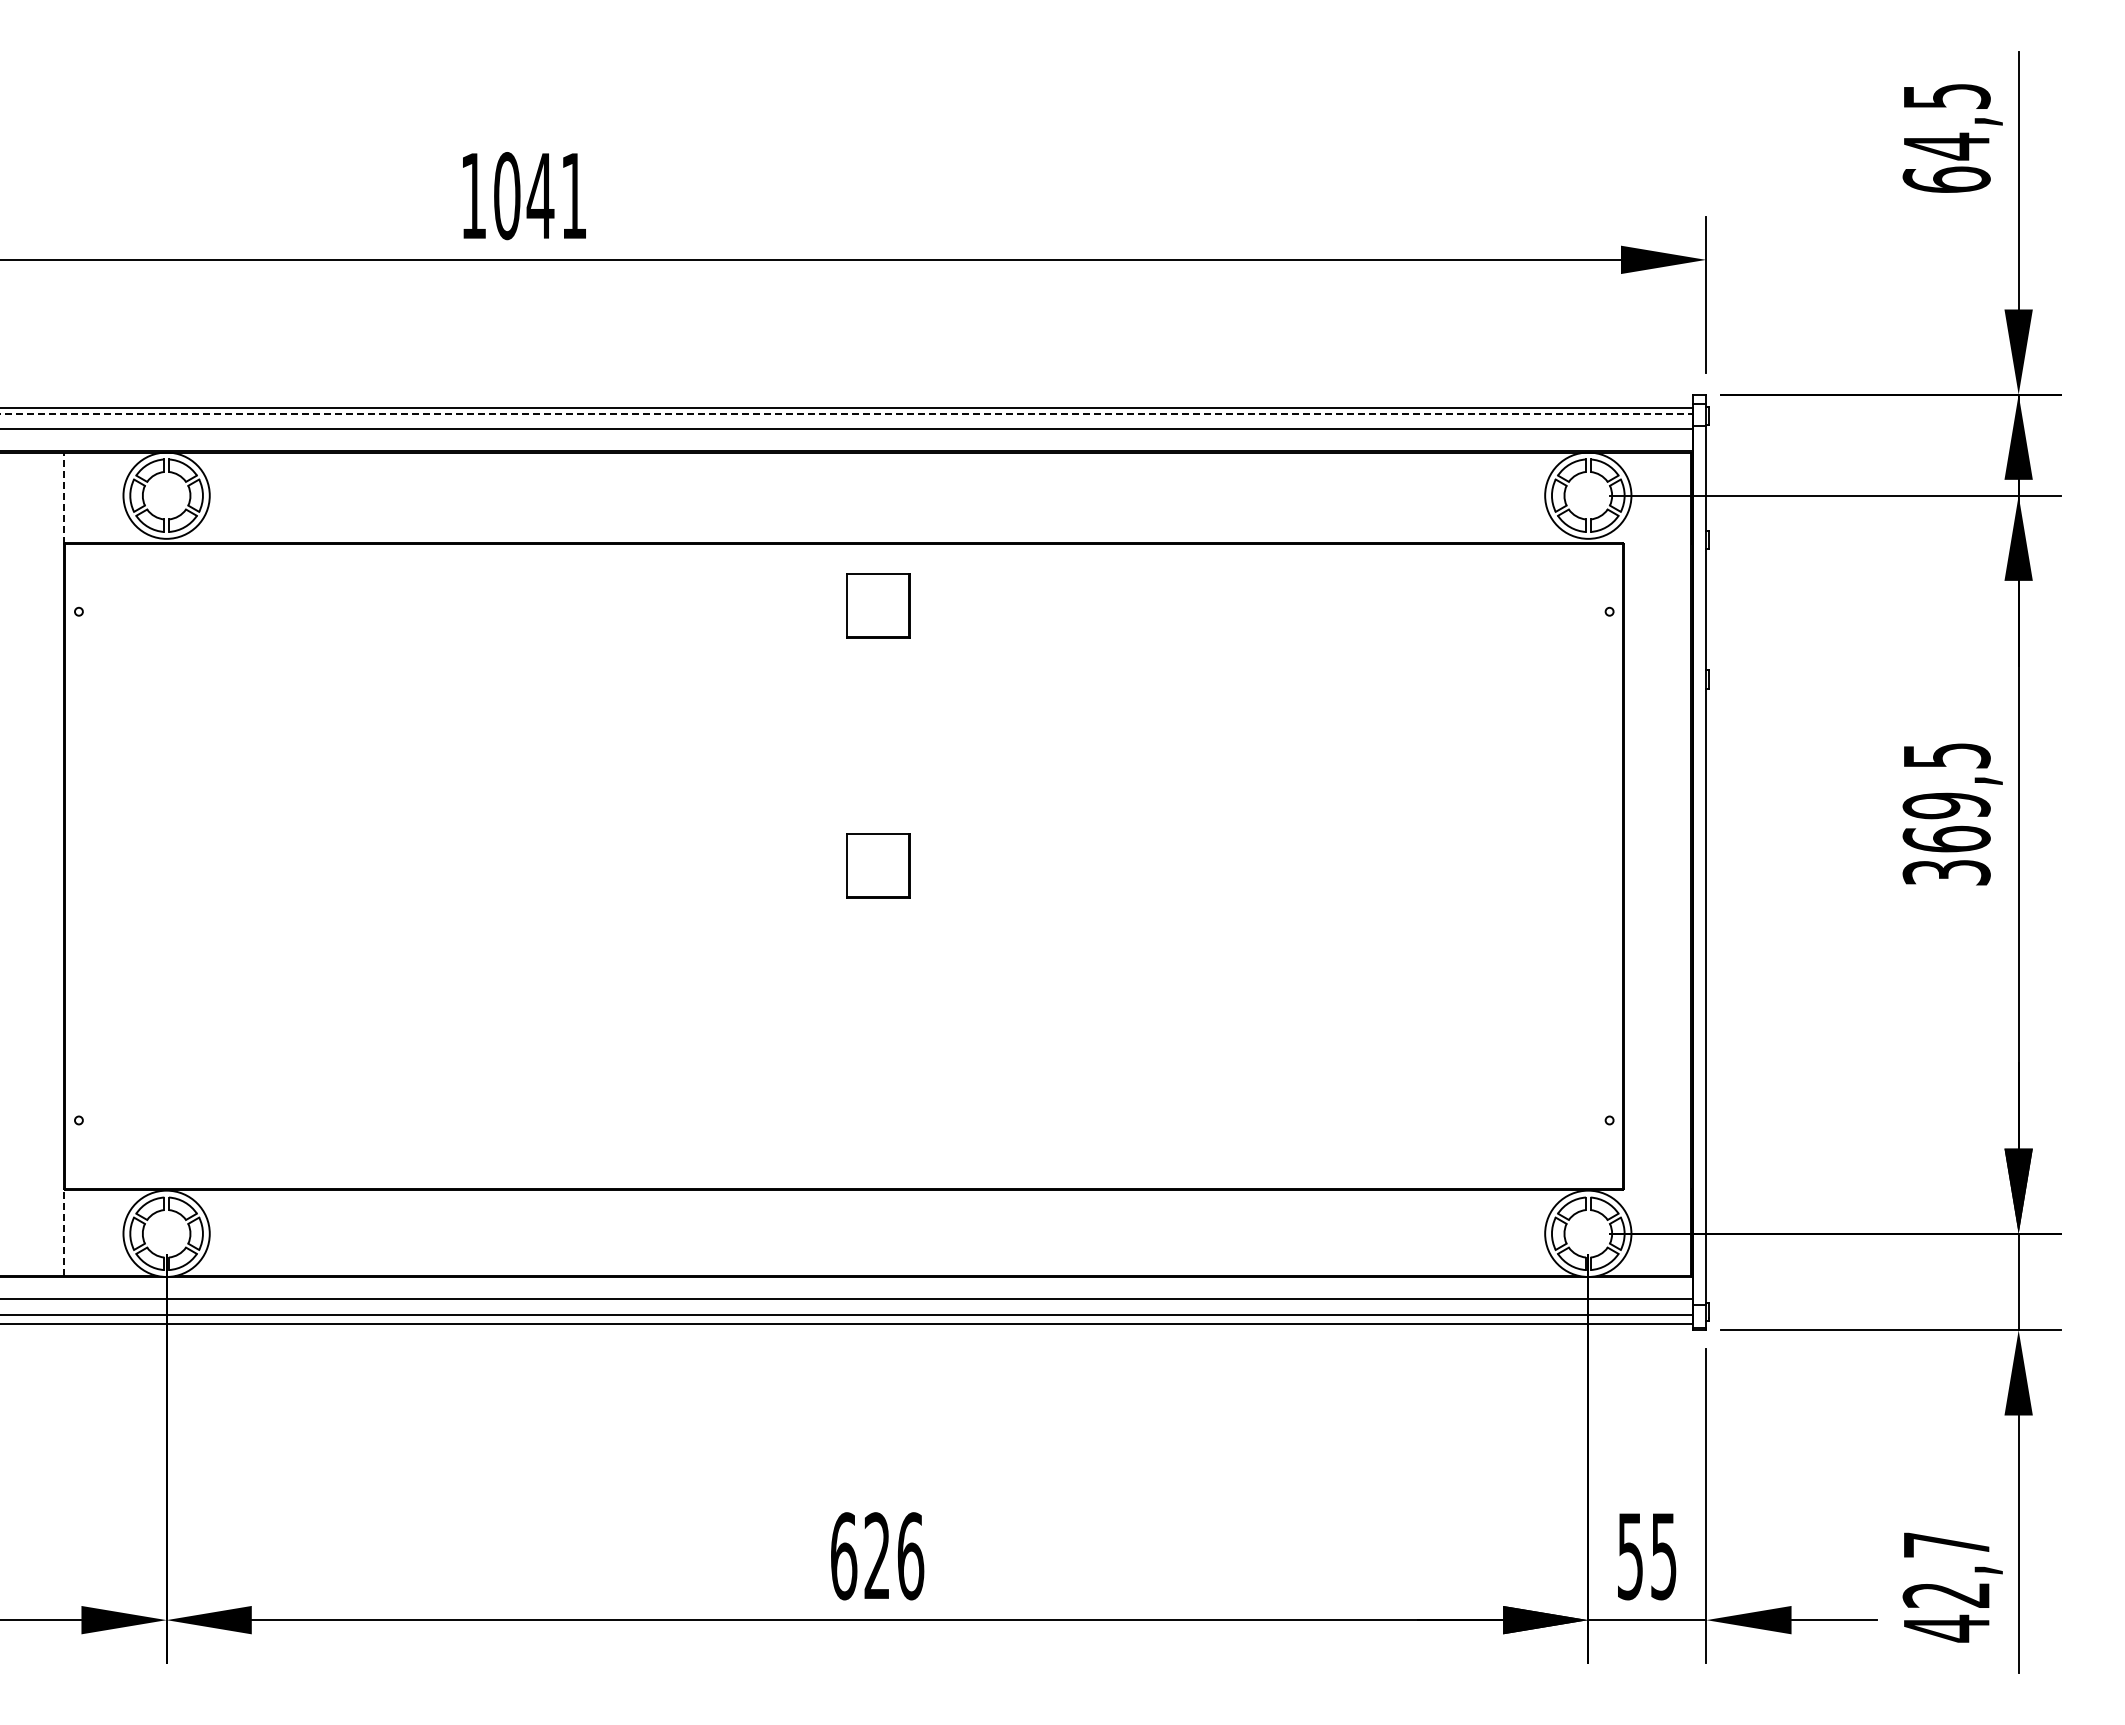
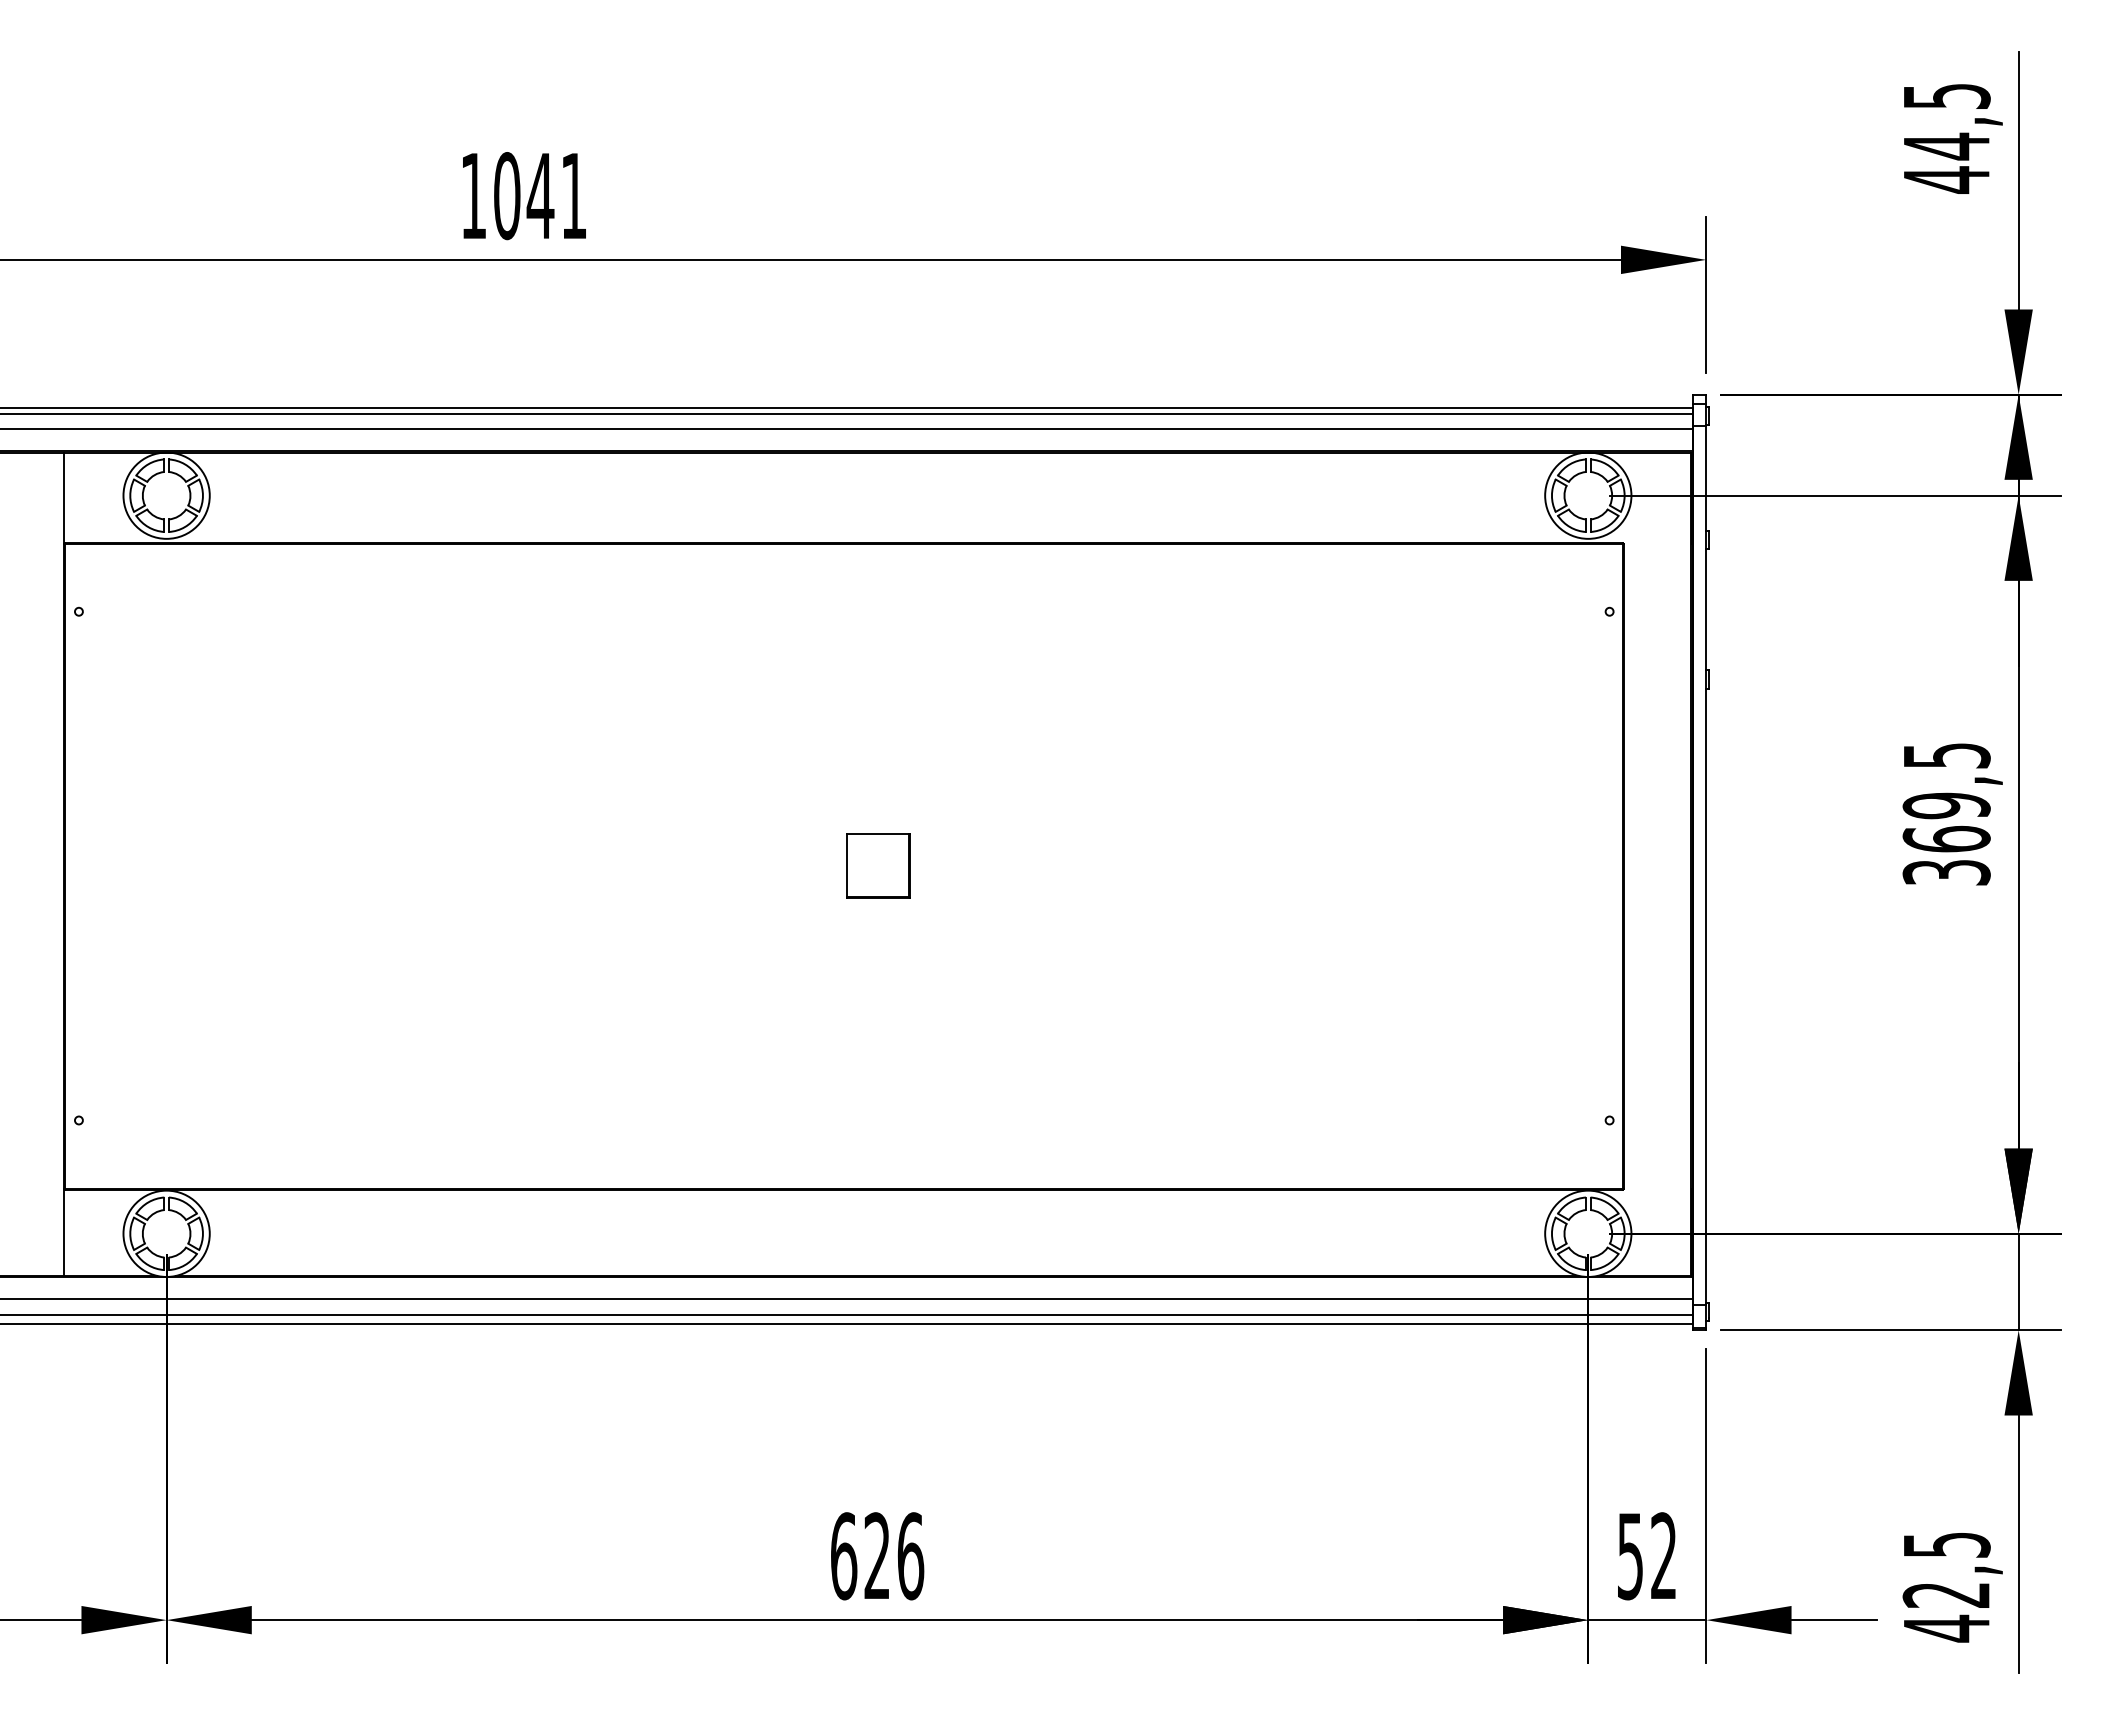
text: 64,5 -> 44,5 (1946, 179)
line: dashed -> solid (846, 413)
line: dashed -> solid (64, 498)
part: present -> none (878, 605)
line: dashed -> solid (64, 1232)
text: 42,7 -> 42,5 (1947, 1544)
text: 55 -> 52 (1663, 1556)
